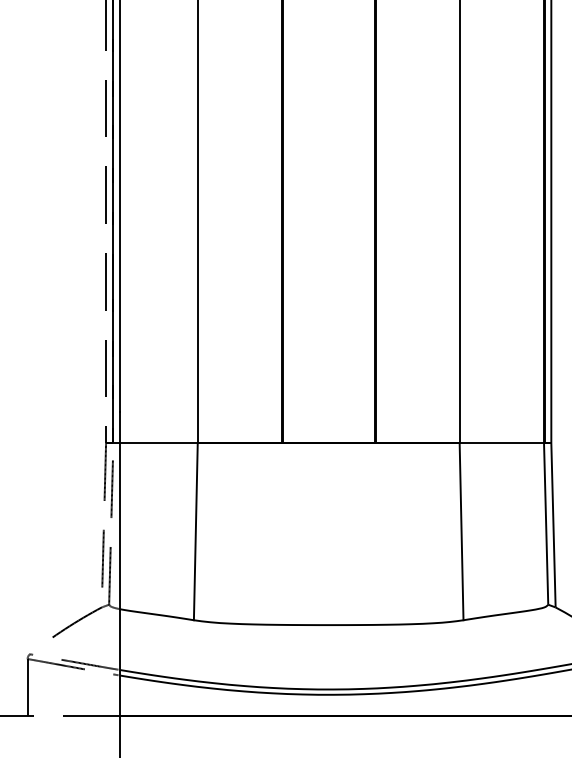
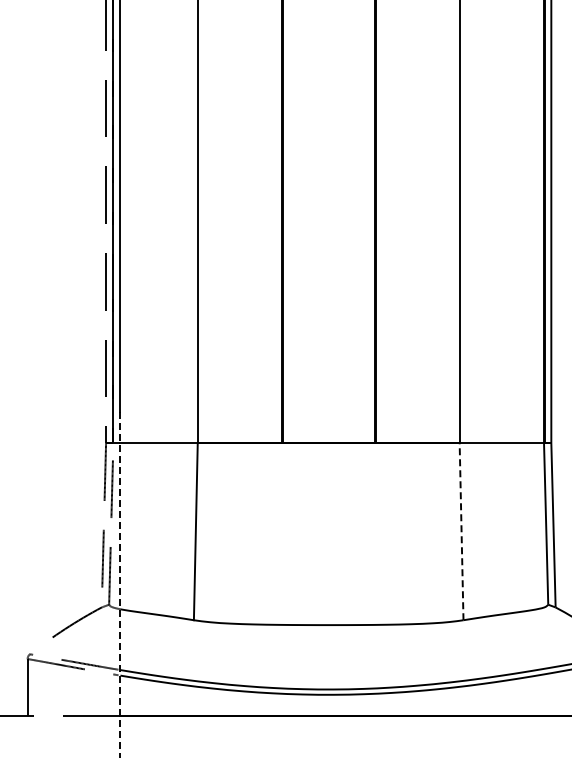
line: solid -> dashed (461, 531)
line: solid -> dashed (120, 585)
